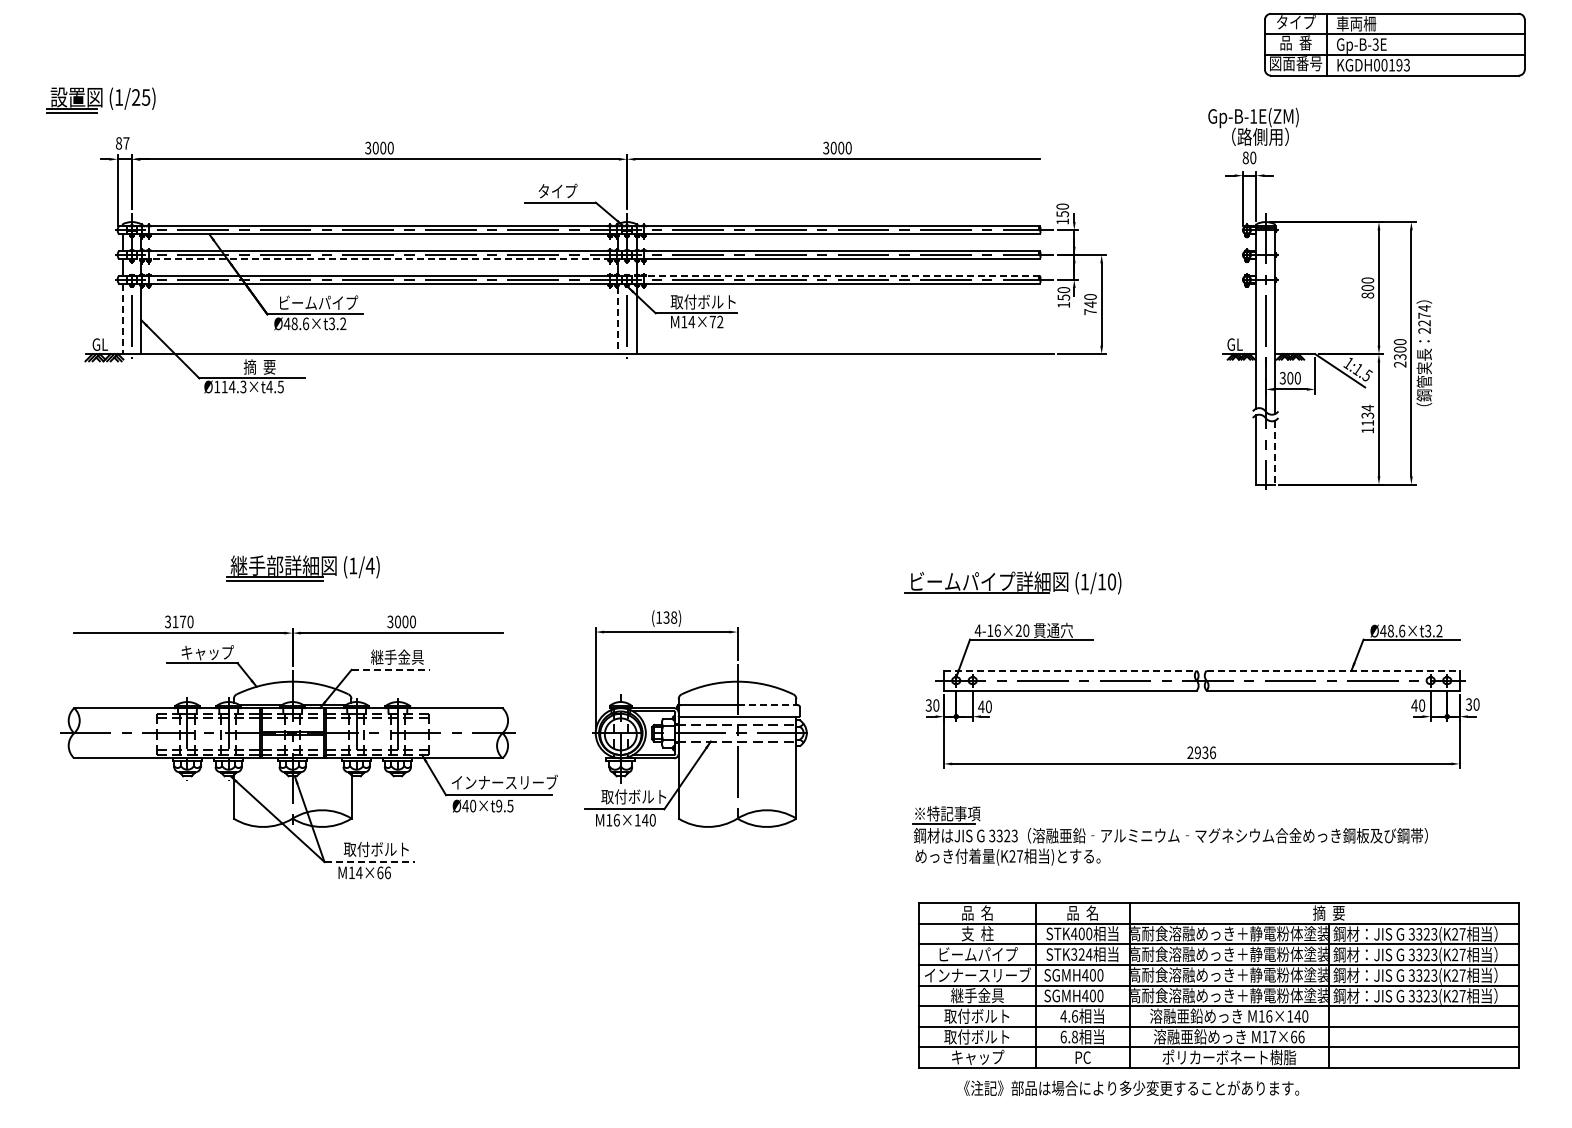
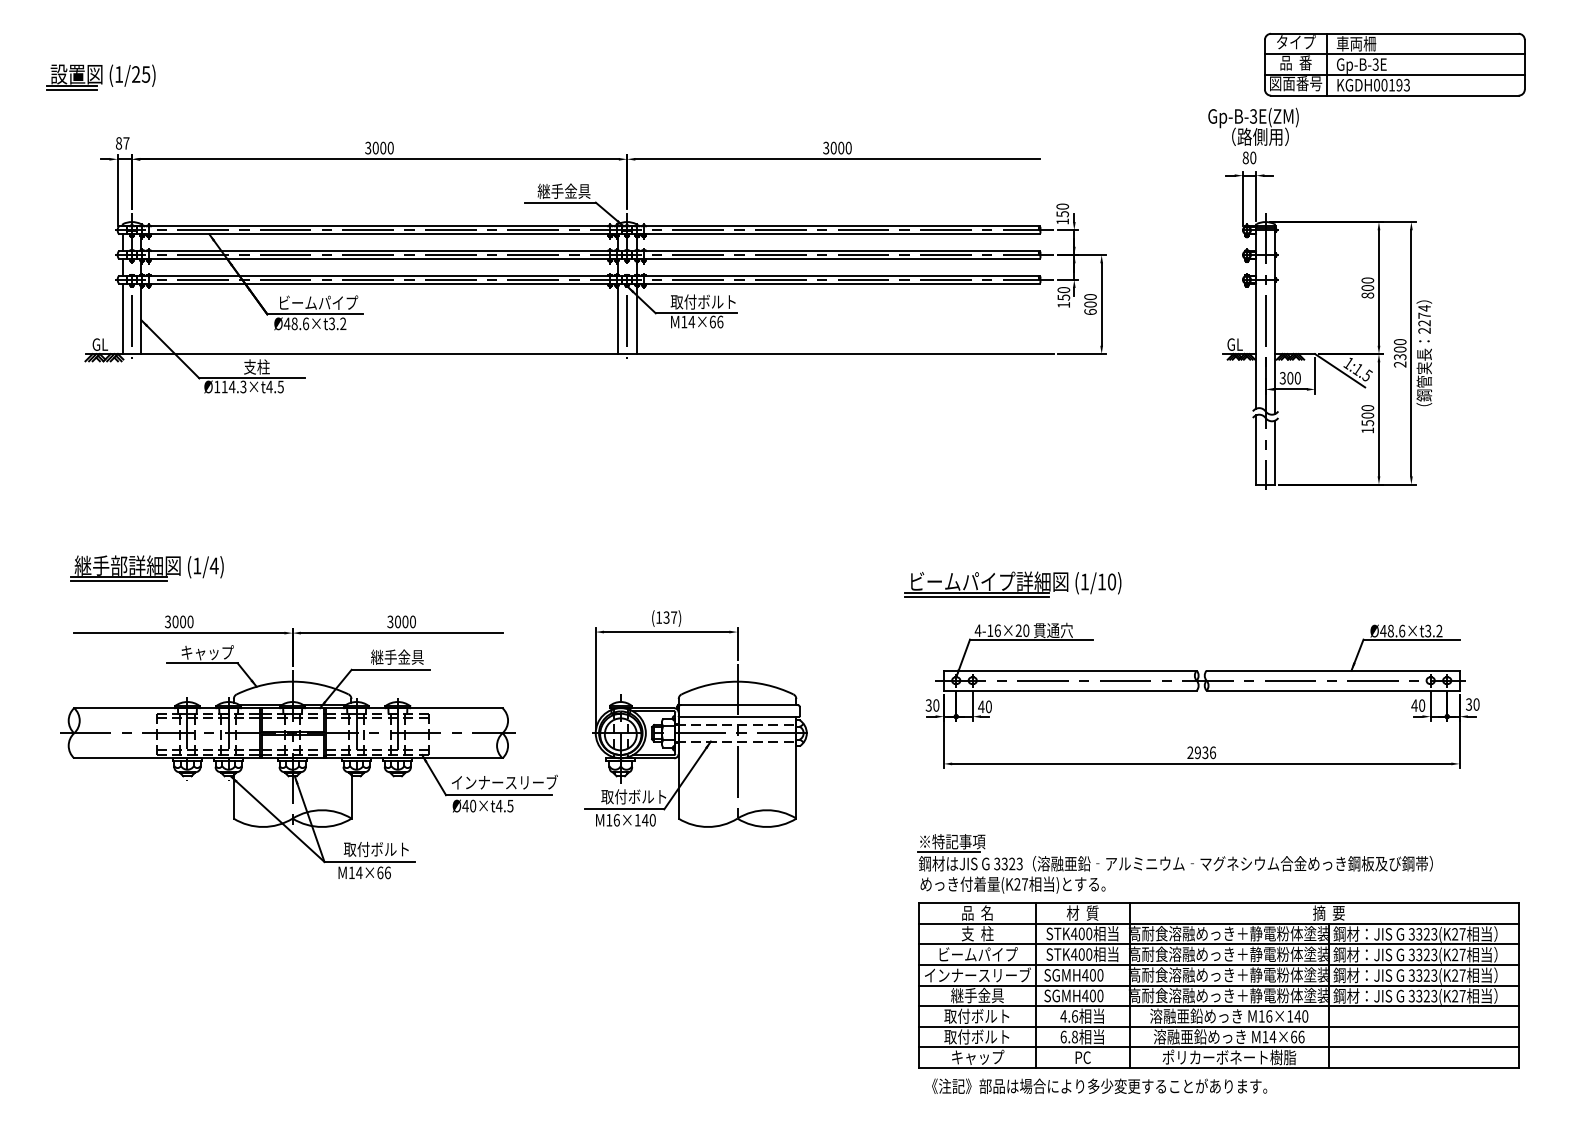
part position: (1394, 44) -> (1394, 64) (1394, 64)
part position: (100, 100) -> (100, 77) (100, 77)
text: Gp-B-1E(ZM) -> Gp-B-3E(ZM) (1253, 116)
text: タイプ -> 継手金具 (563, 190)
line: dashed -> solid (379, 259)
line: dashed -> solid (836, 275)
text: 740 -> 600 (1090, 307)
line: dashed -> solid (122, 319)
line: dashed -> solid (617, 320)
text: M14×72 -> M14×66 (716, 321)
text: 摘  要 -> 支柱 (259, 366)
text: 1134 -> 1500 (1367, 415)
line: dashed -> solid (1275, 452)
part position: (302, 568) -> (146, 568) (146, 568)
line: none -> present (976, 597)
text: (138) -> (137) (674, 617)
text: 3170 -> 3000 (179, 621)
line: dashed -> solid (391, 669)
line: dashed -> solid (1070, 670)
line: dashed -> solid (1333, 670)
line: dashed -> solid (768, 705)
text: Ø40×t9.5 -> Ø40×t4.5 (498, 805)
part position: (1169, 835) -> (1174, 863) (1174, 863)
line: dashed -> solid (370, 861)
text: 品  名 -> 材  質 (1082, 912)
text: STK324 -> STK400 (1081, 954)
text: M17×66 -> M14×66 (1272, 1036)
text position: (1131, 1087) -> (1099, 1085) (1099, 1085)
